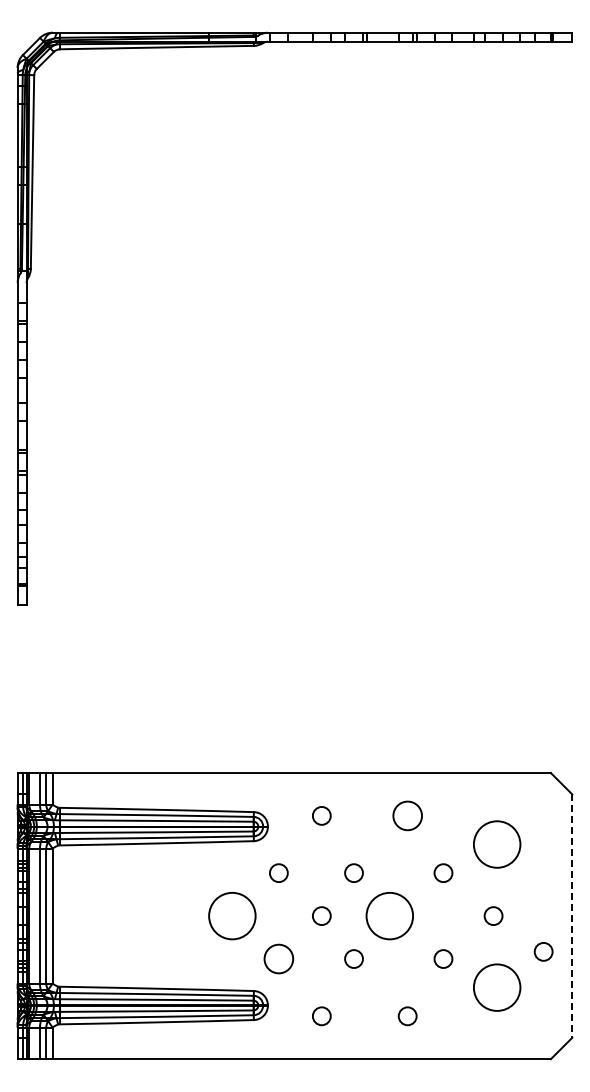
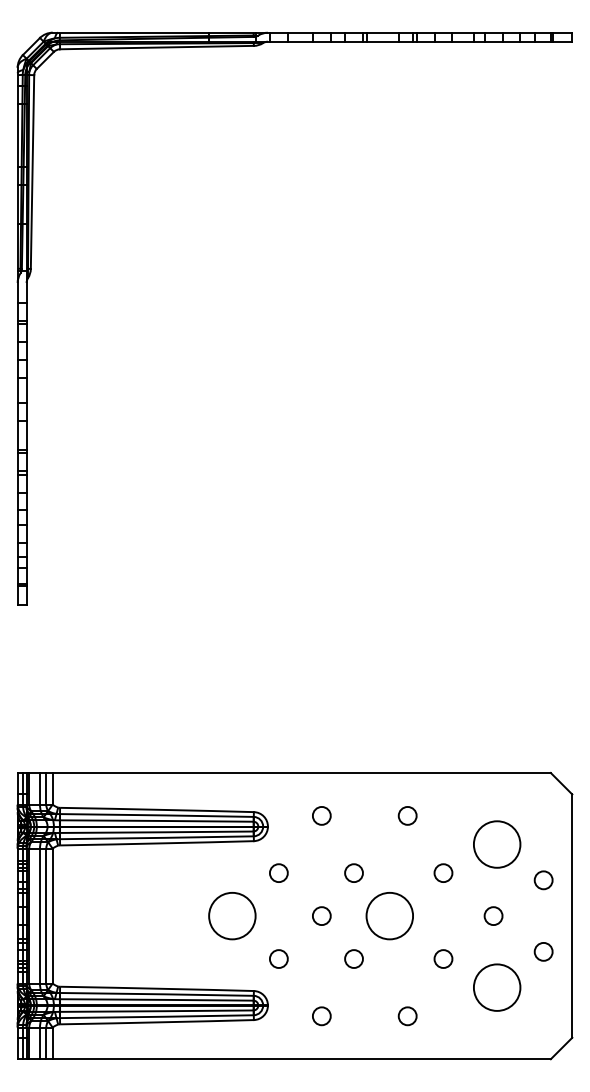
circle diameter: 29 px -> 18 px (407, 815)
circle: none -> present (543, 880)
line: dashed -> solid (572, 916)
circle diameter: 29 px -> 18 px (278, 958)
